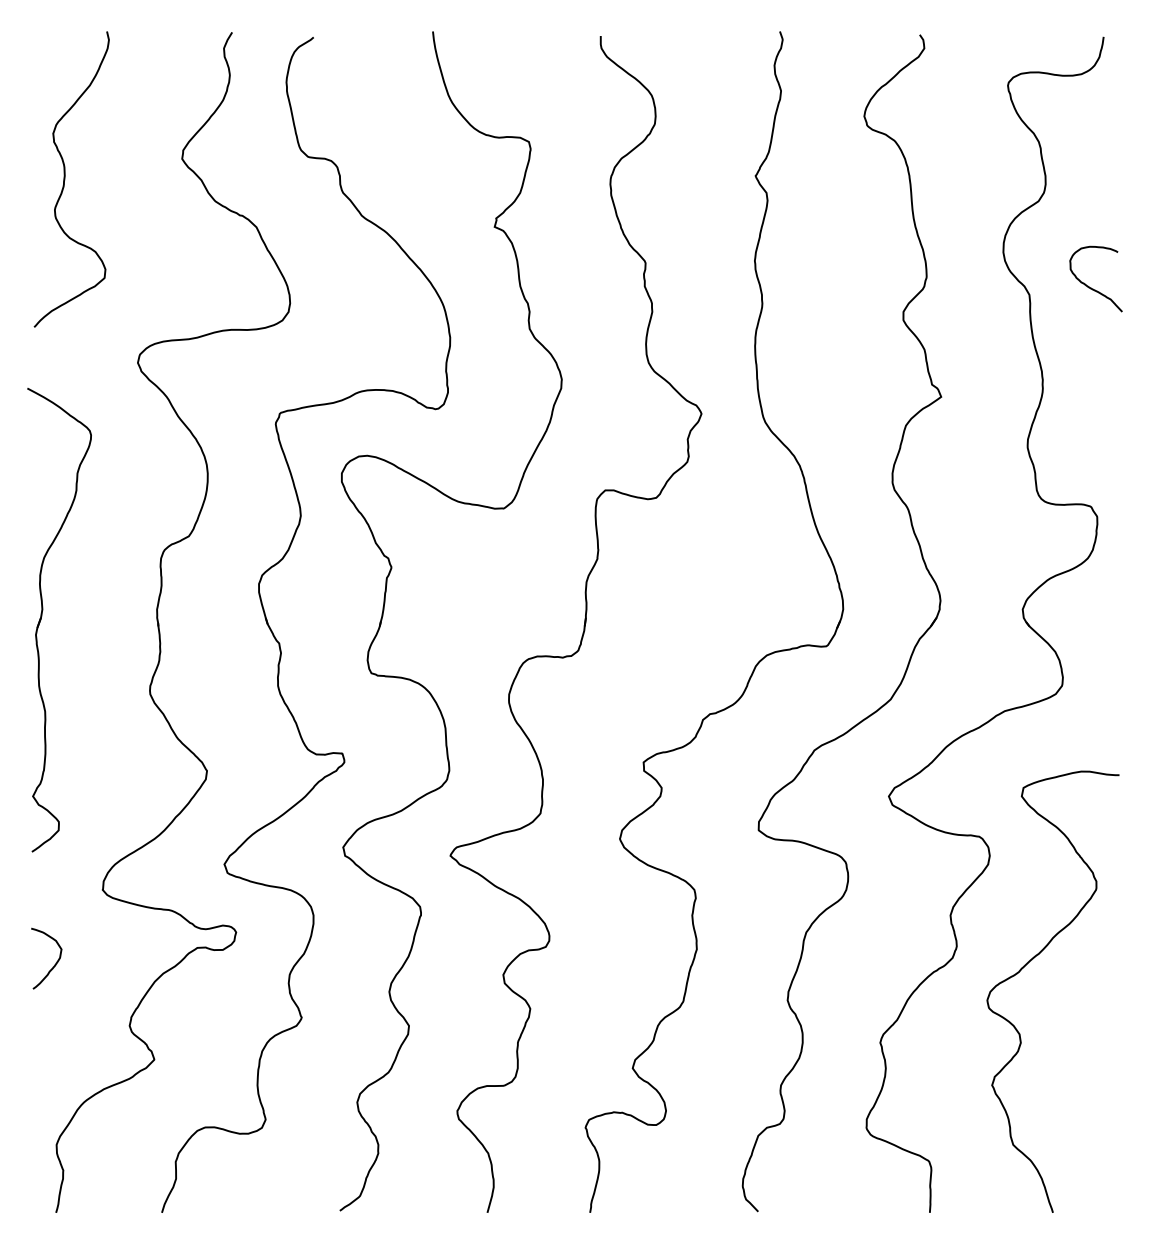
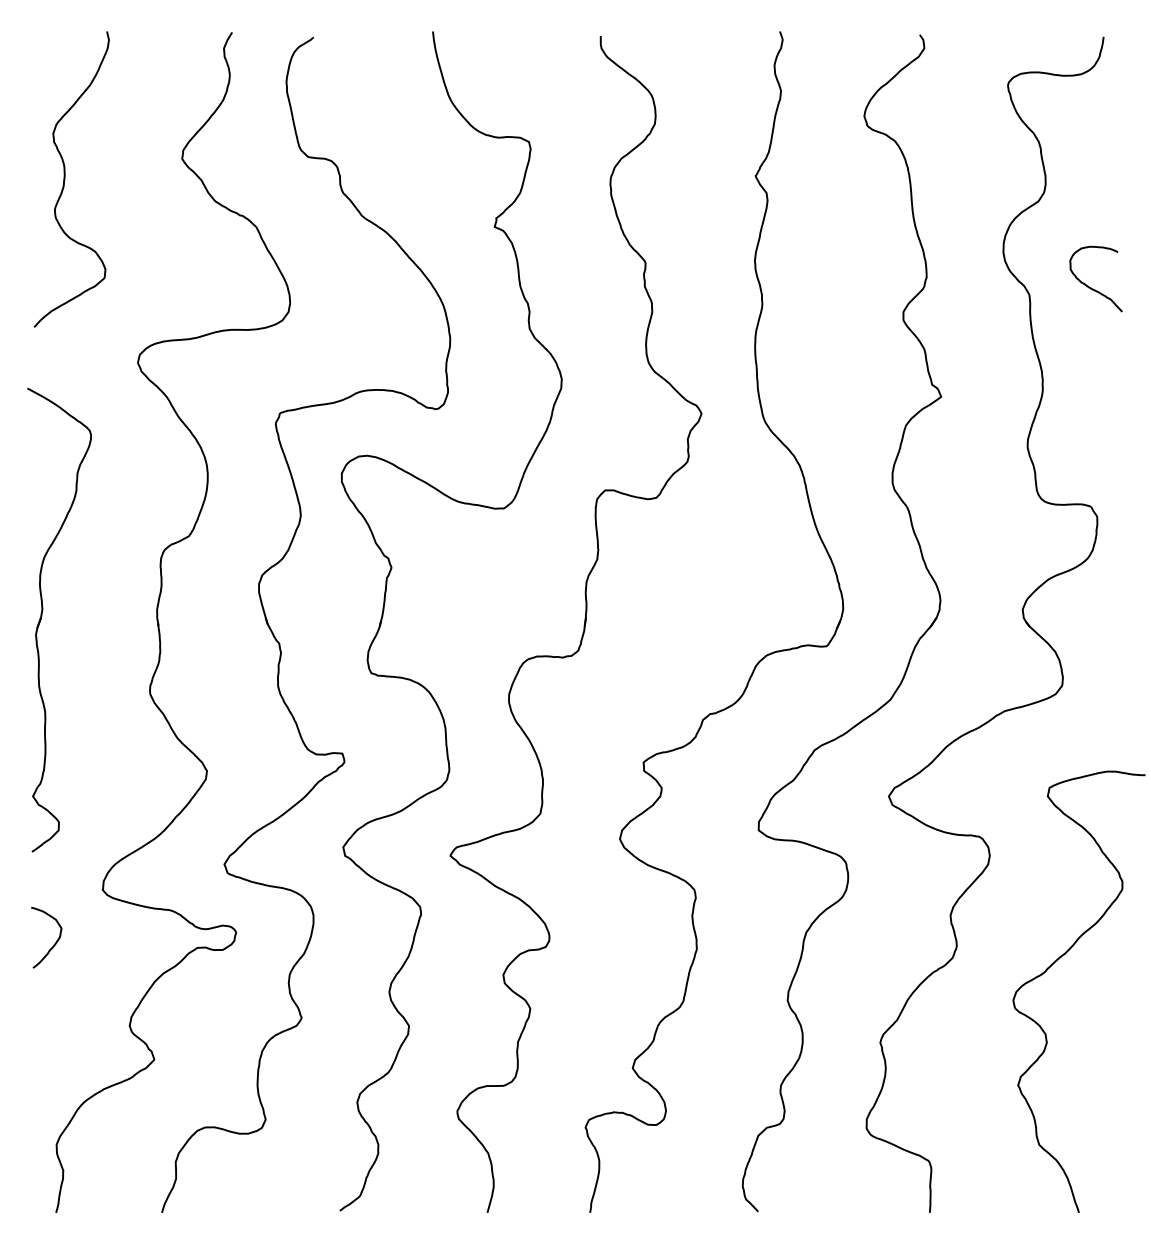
curve position: (54, 964) -> (54, 943) (54, 943)
curve position: (1026, 965) -> (1052, 965) (1052, 965)
